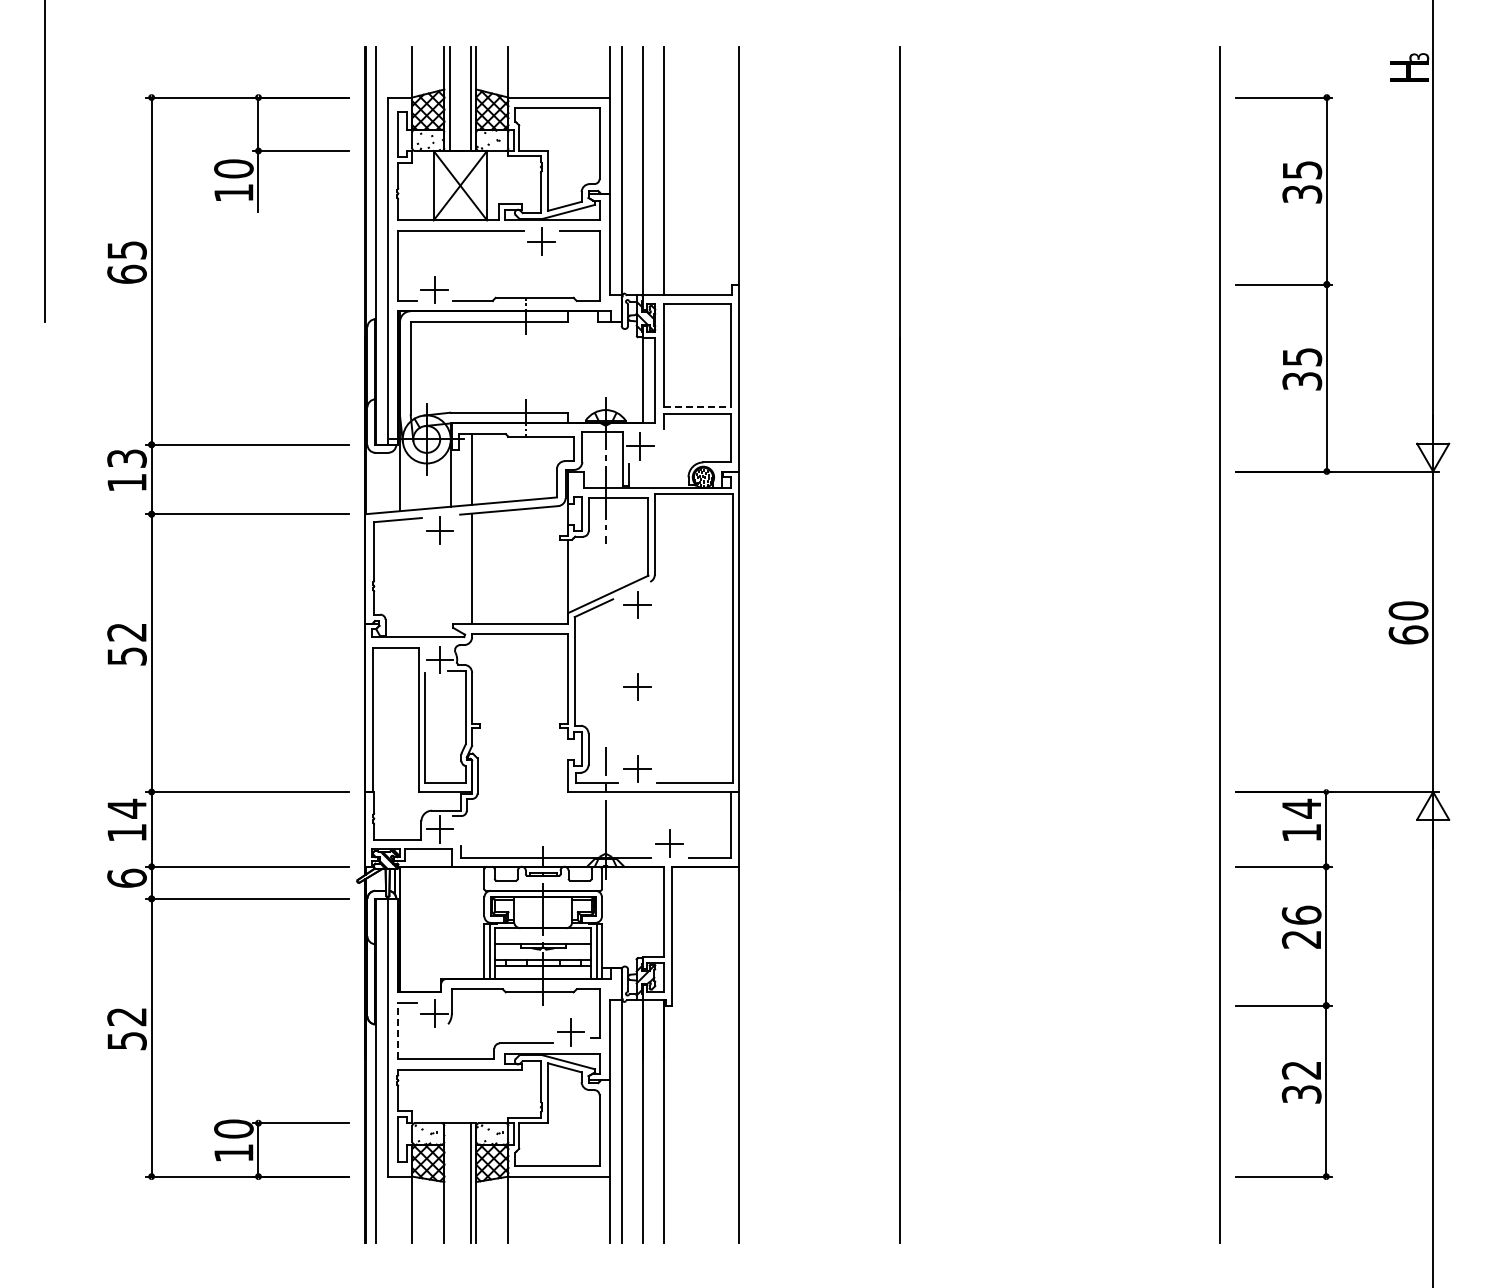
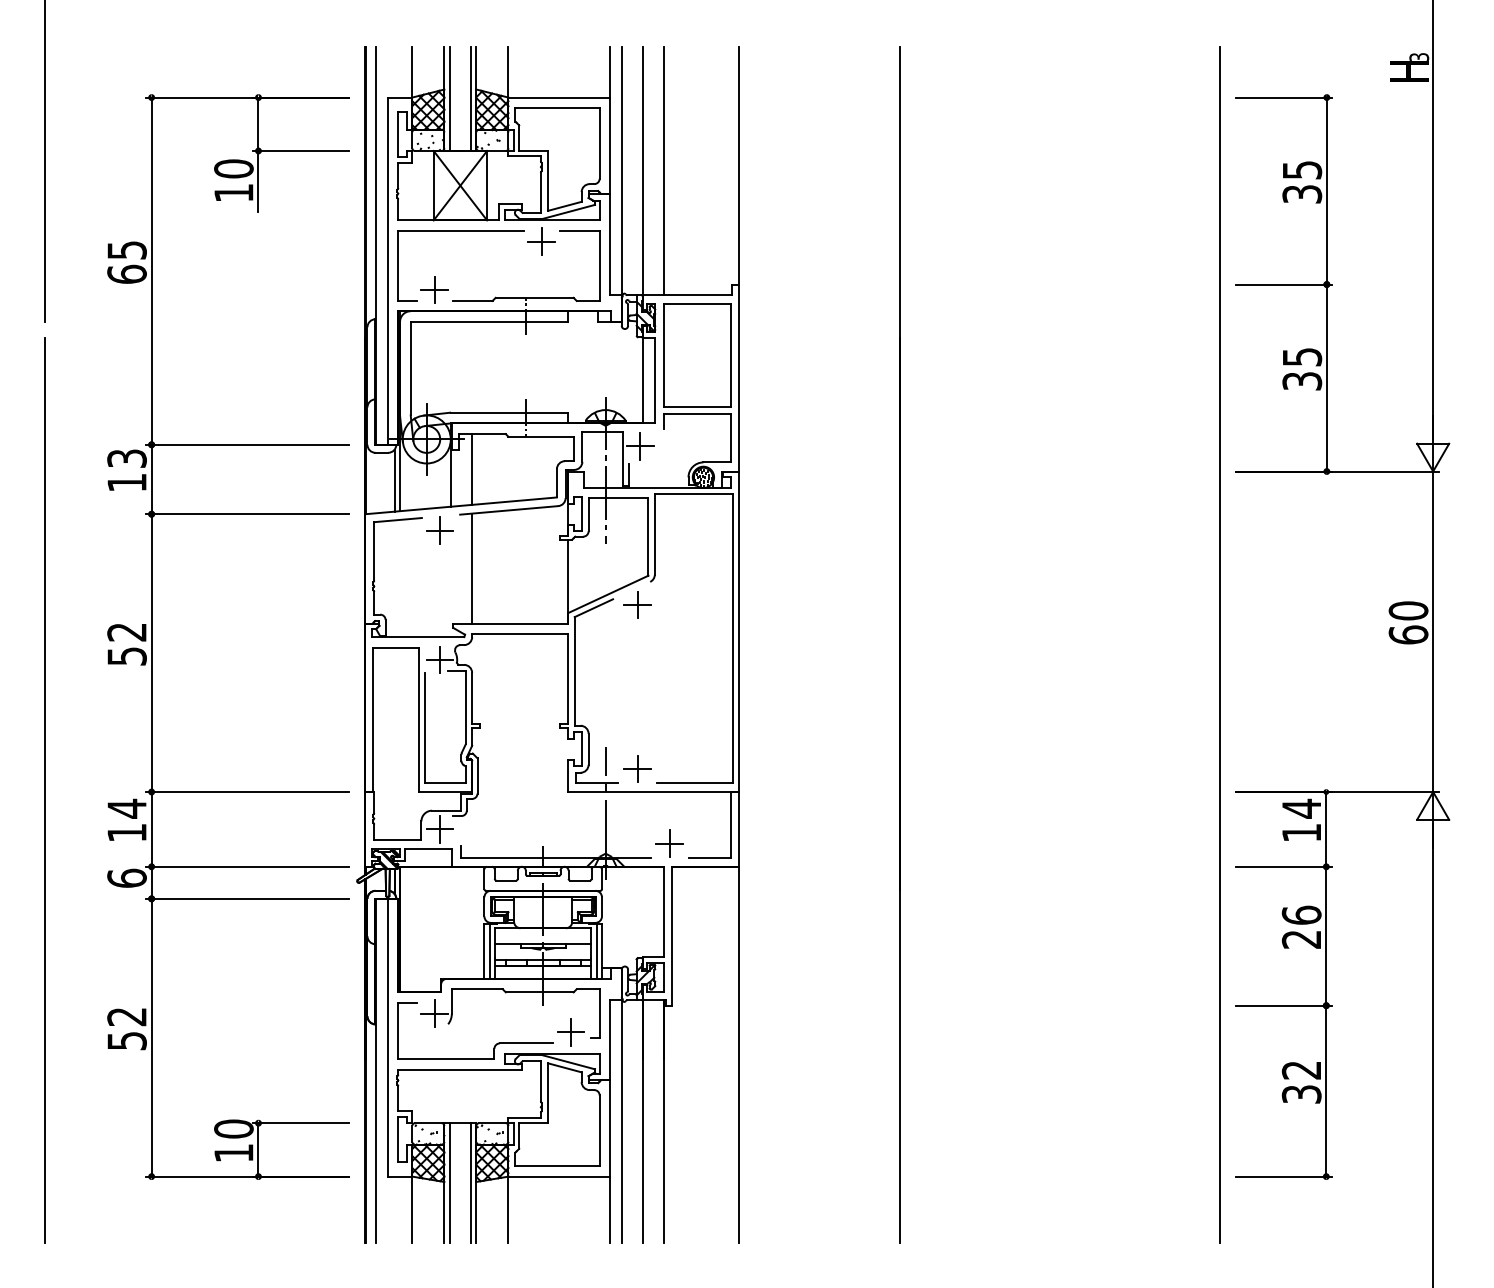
line: dashed -> solid (697, 407)
line: none -> present (394, 480)
part: present -> none (637, 686)
line: none -> present (44, 790)
line: dashed -> solid (398, 1030)
line: none -> present (449, 1183)
